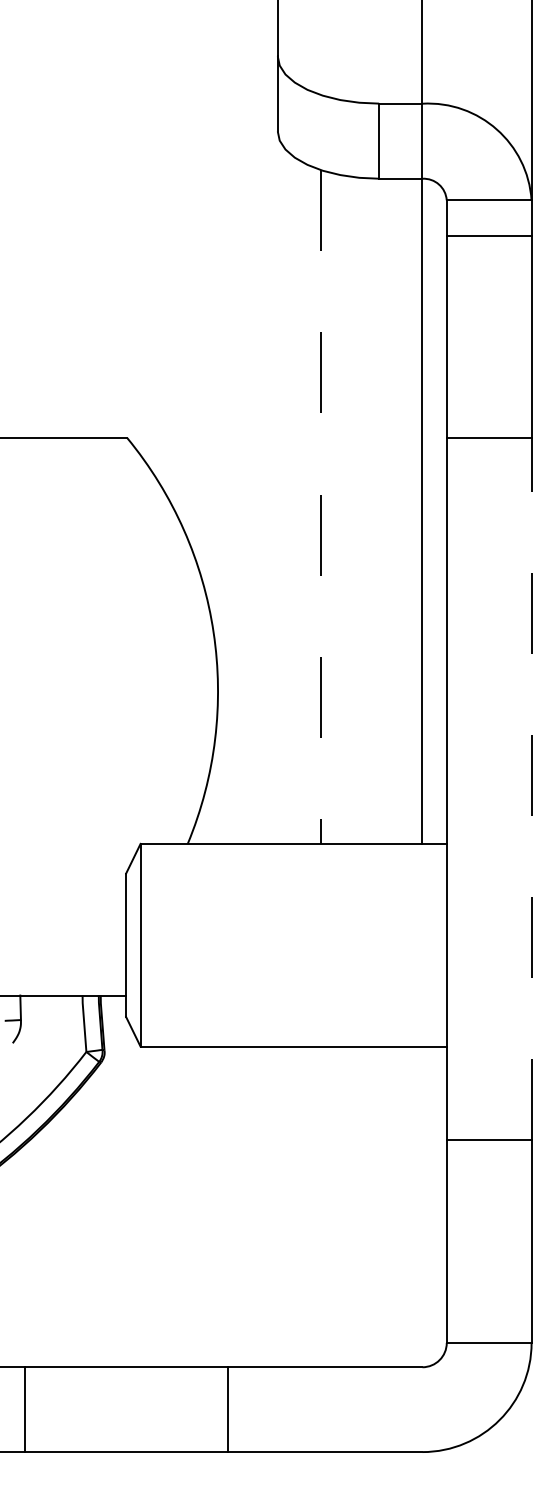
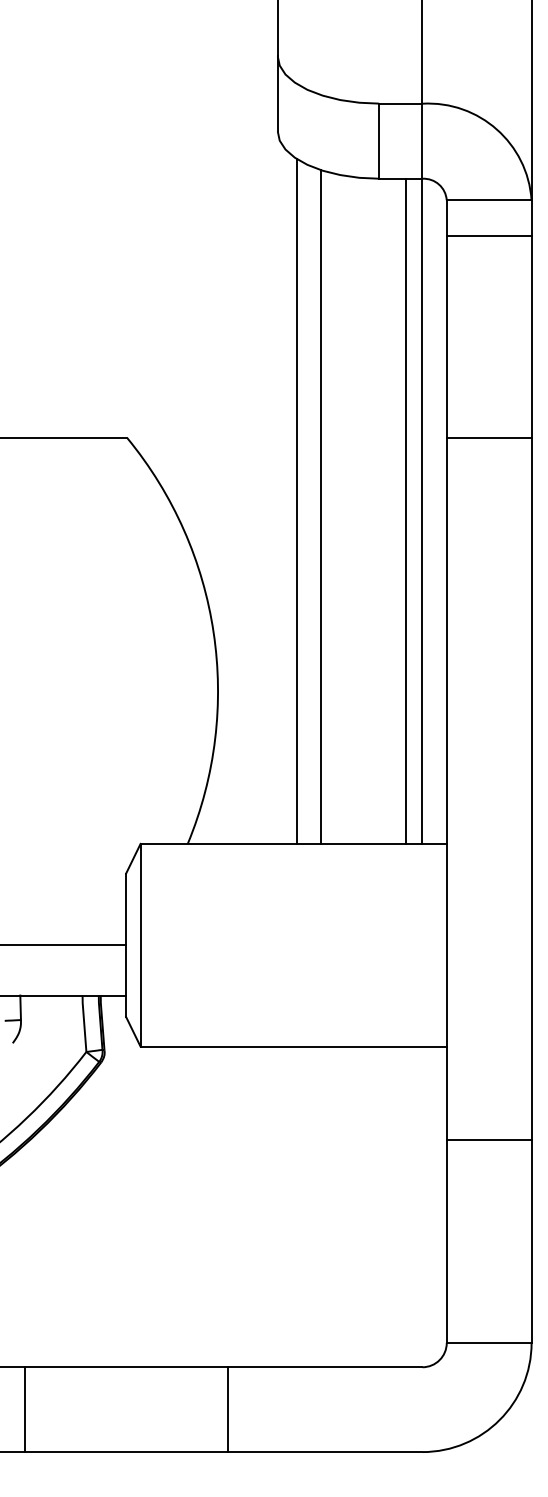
line: none -> present (296, 500)
line: dashed -> solid (321, 507)
line: none -> present (405, 510)
line: dashed -> solid (531, 789)
line: none -> present (64, 944)
